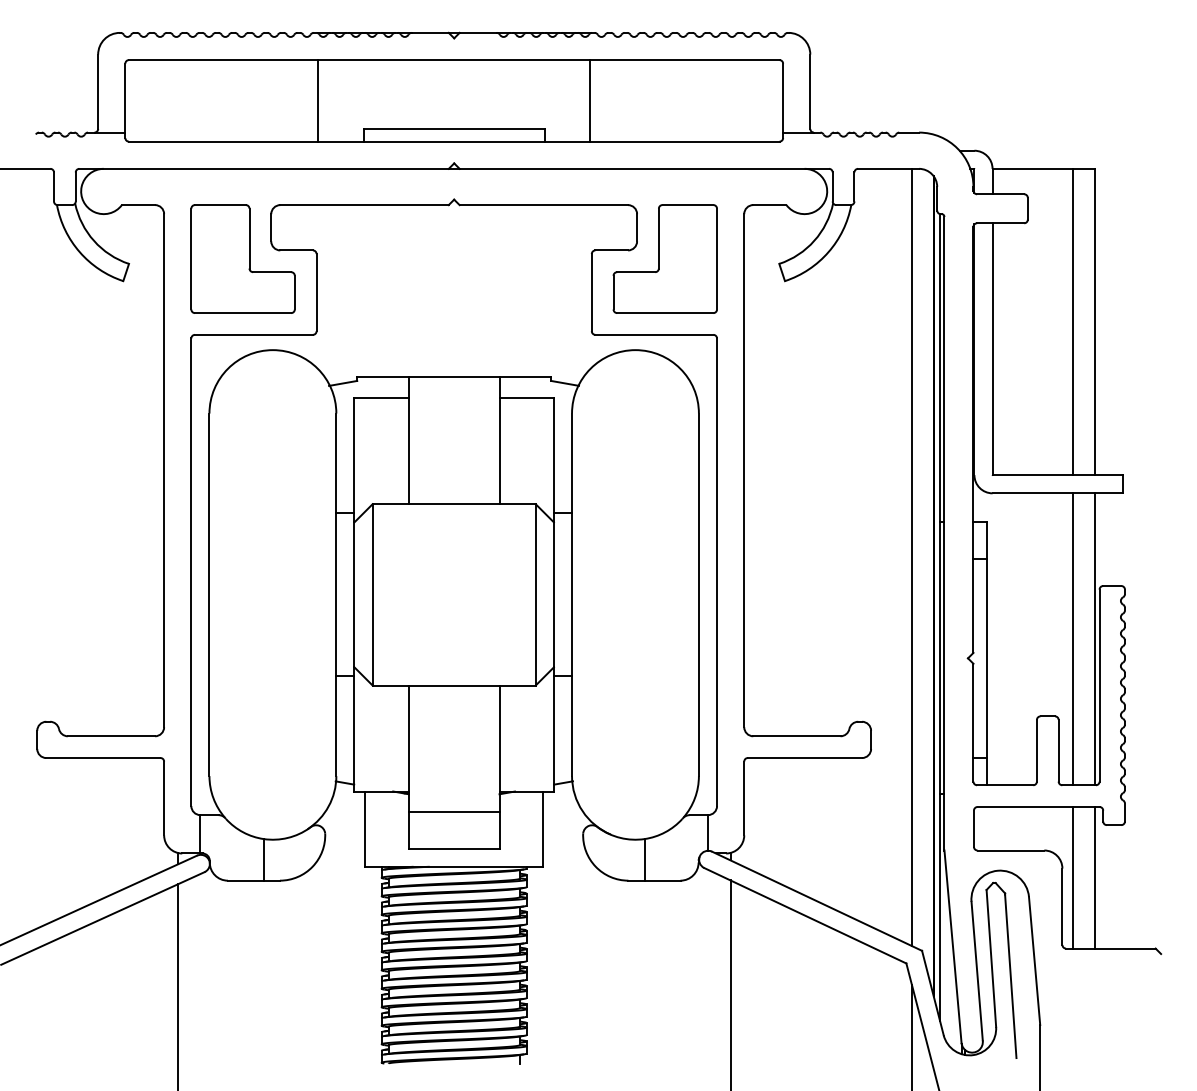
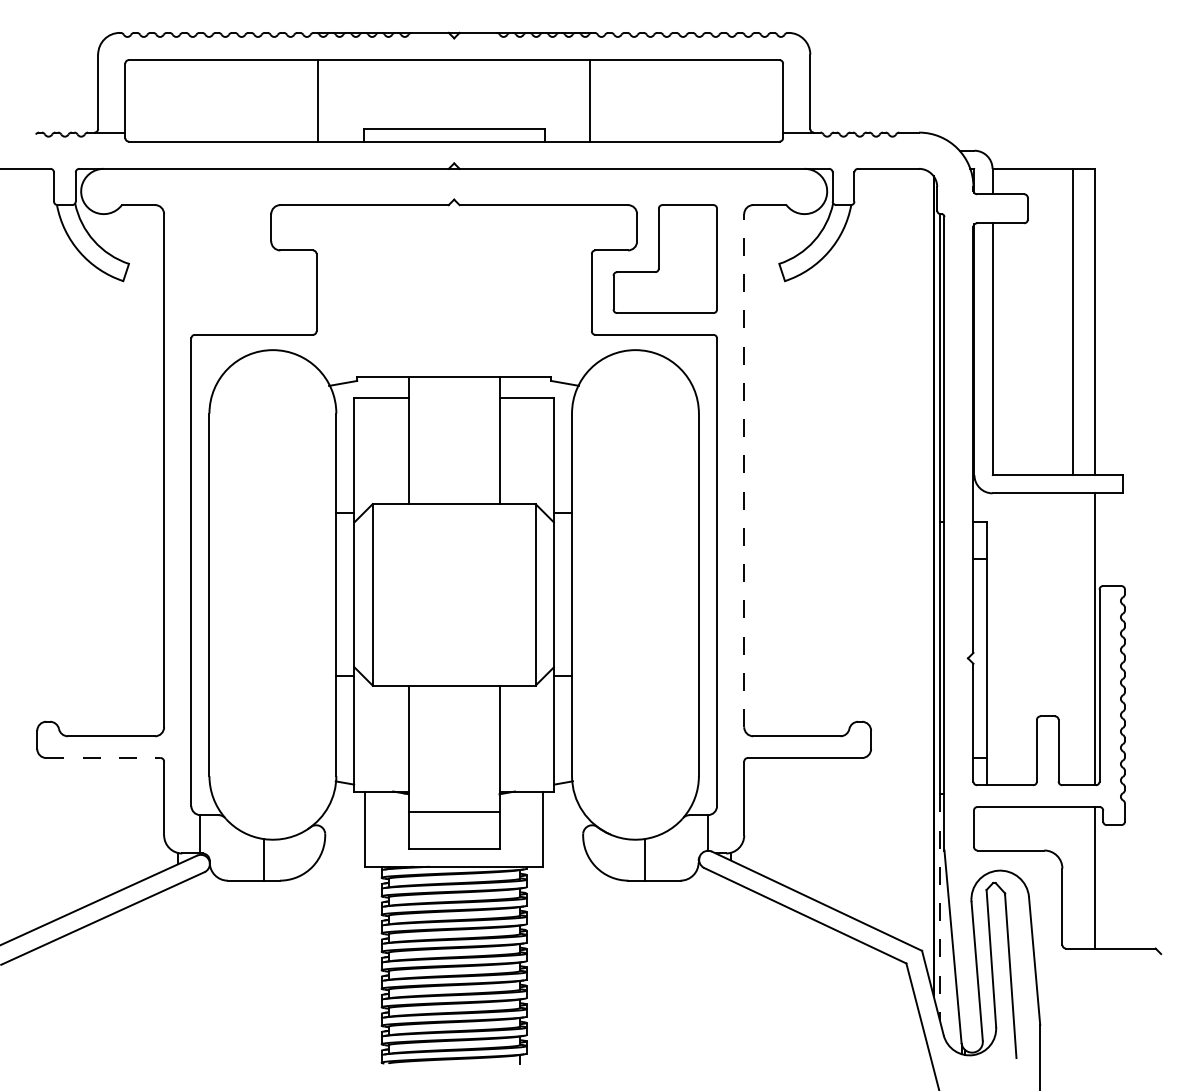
part: present -> none (242, 258)
line: solid -> dashed (744, 470)
line: present -> none (911, 557)
line: present -> none (1073, 639)
line: solid -> dashed (103, 758)
line: present -> none (1073, 877)
line: solid -> dashed (939, 908)
line: present -> none (730, 983)
line: present -> none (177, 985)
line: present -> none (911, 1035)
